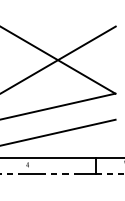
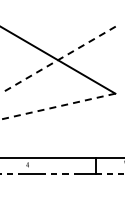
line: solid -> dashed (58, 60)
line: solid -> dashed (57, 106)
line: present -> none (58, 132)
